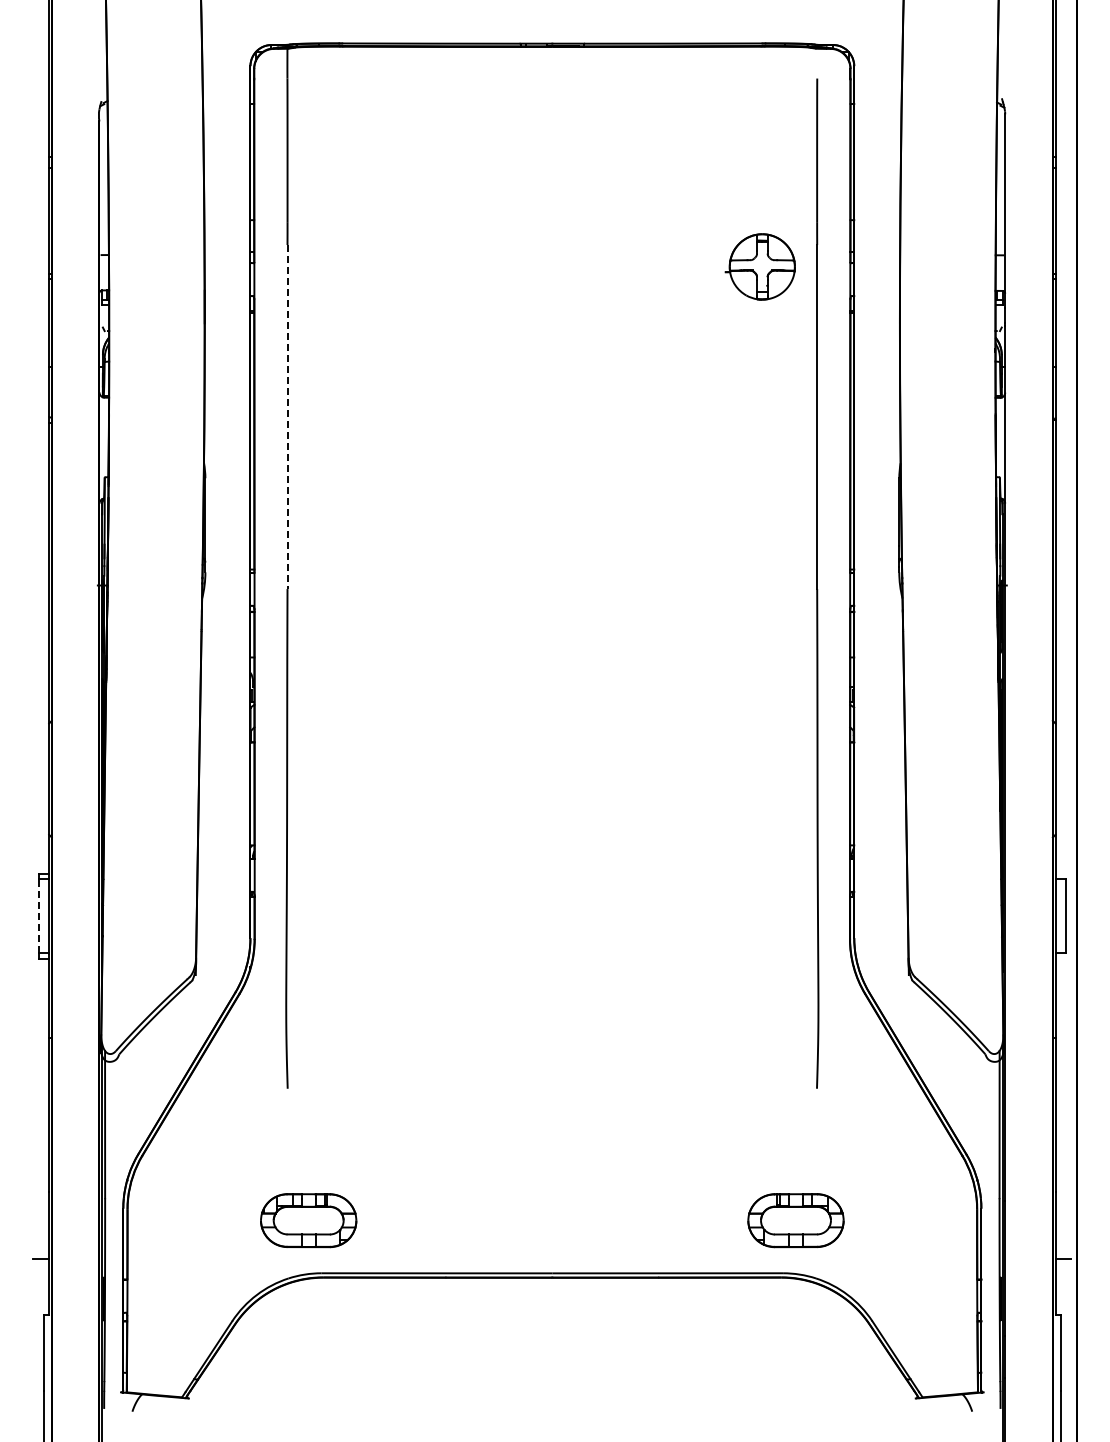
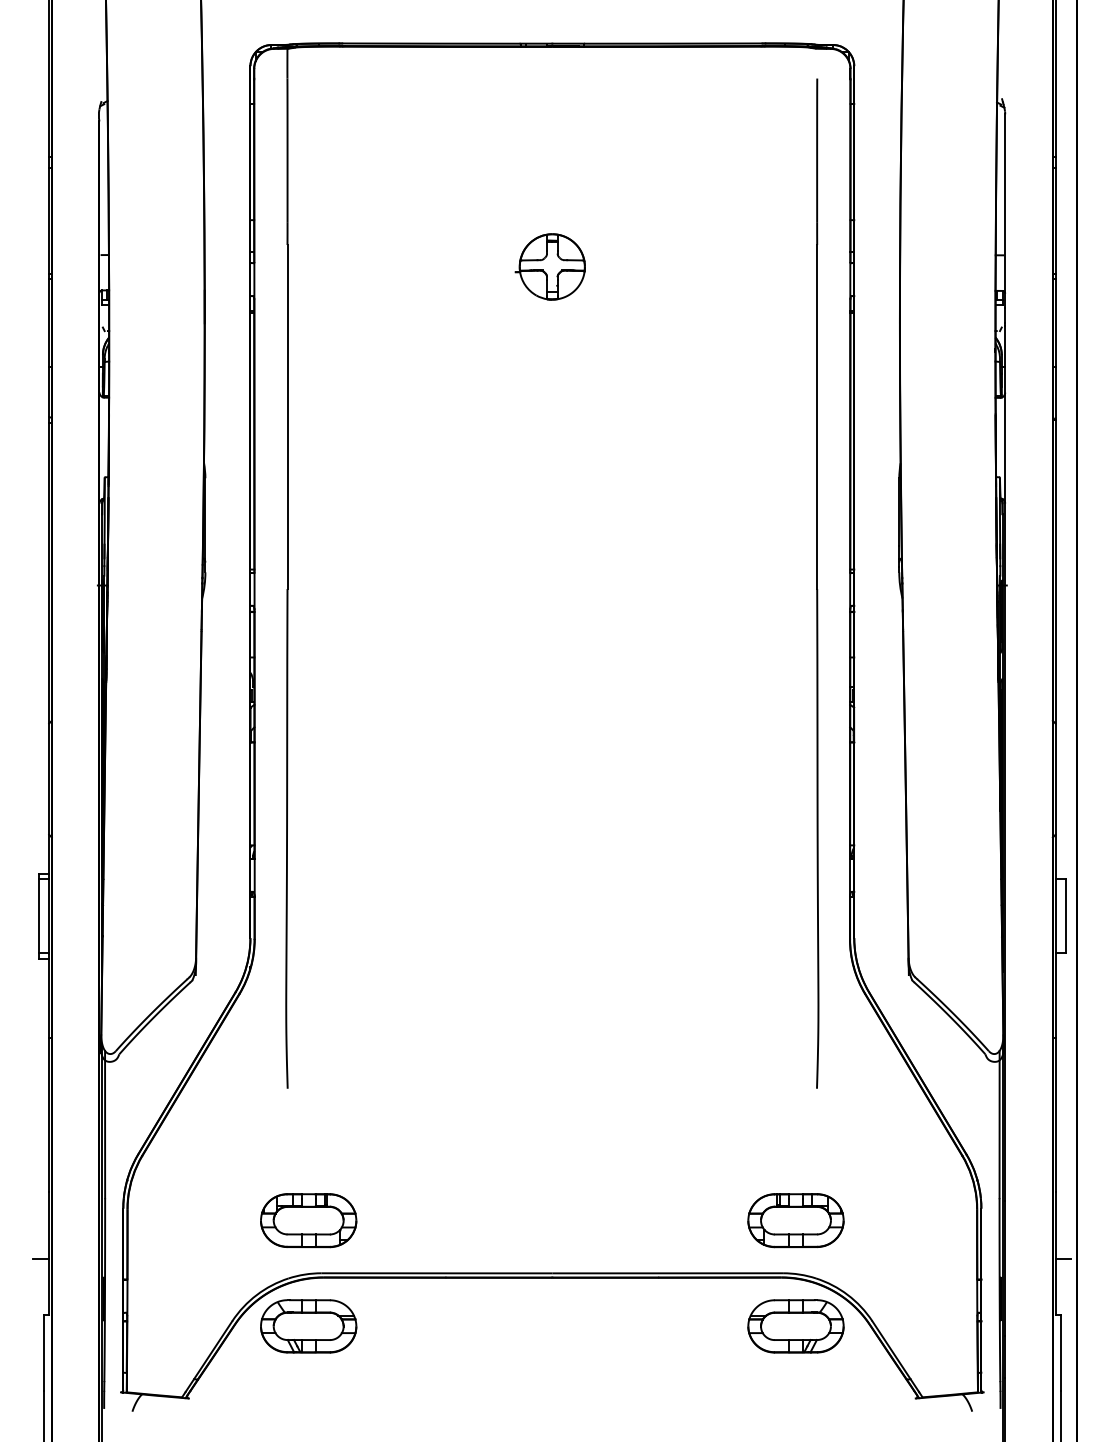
part position: (759, 266) -> (549, 266) (549, 266)
line: dashed -> solid (287, 417)
line: dashed -> solid (38, 915)
part: none -> present (308, 1326)
part: none -> present (795, 1326)
